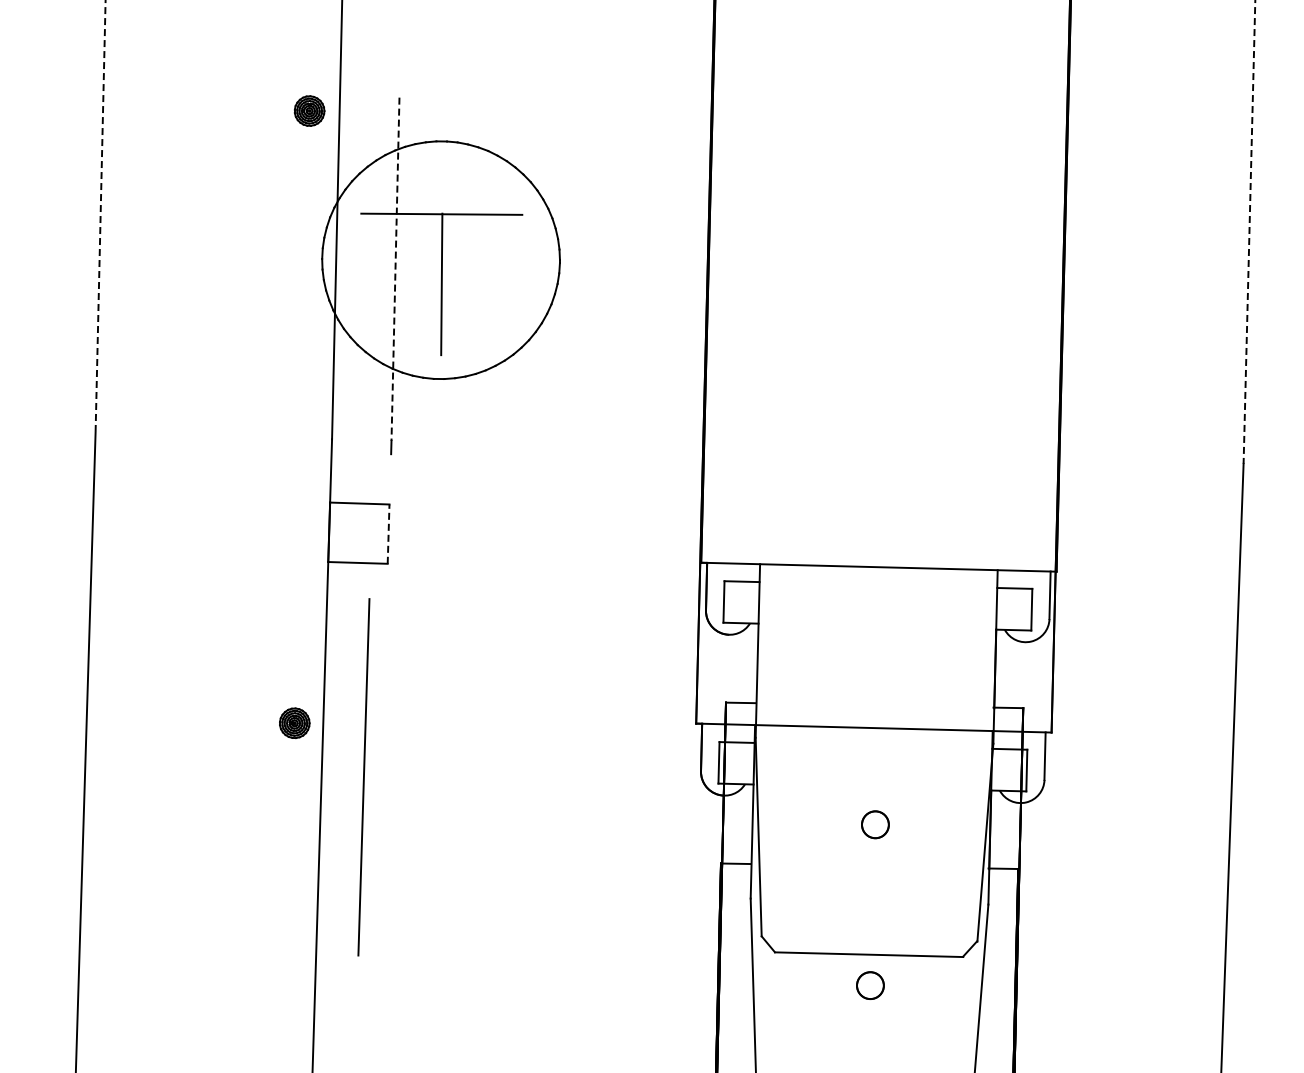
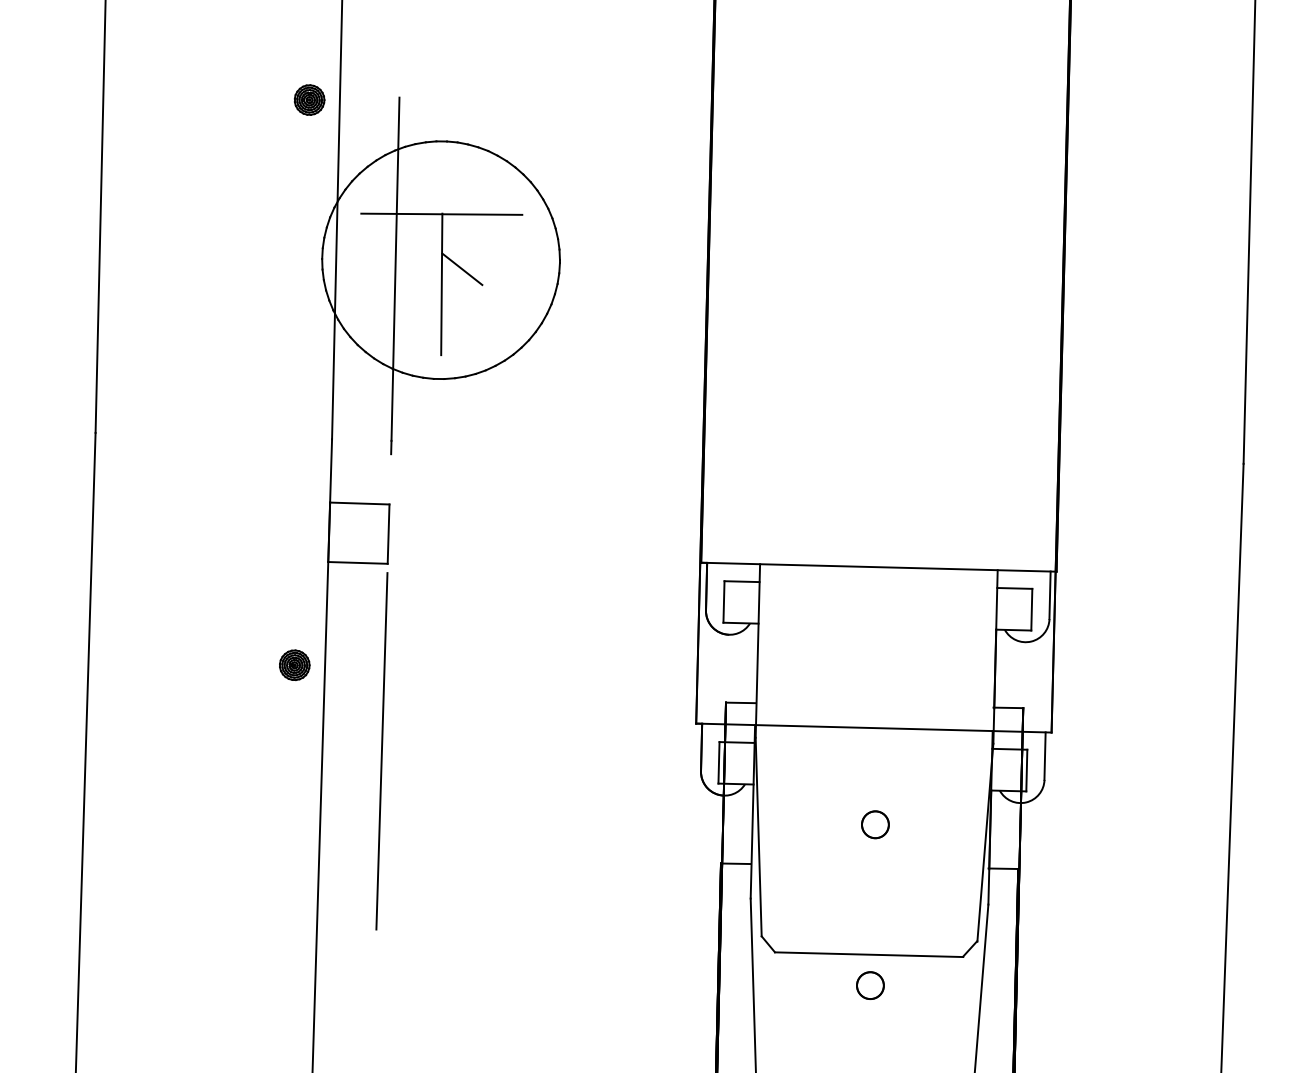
part position: (309, 110) -> (309, 99) (309, 99)
line: dashed -> solid (100, 216)
line: dashed -> solid (1249, 231)
line: dashed -> solid (395, 269)
line: none -> present (462, 269)
line: dashed -> solid (388, 534)
part position: (294, 723) -> (294, 665) (294, 665)
line position: (363, 777) -> (381, 751) (381, 751)
